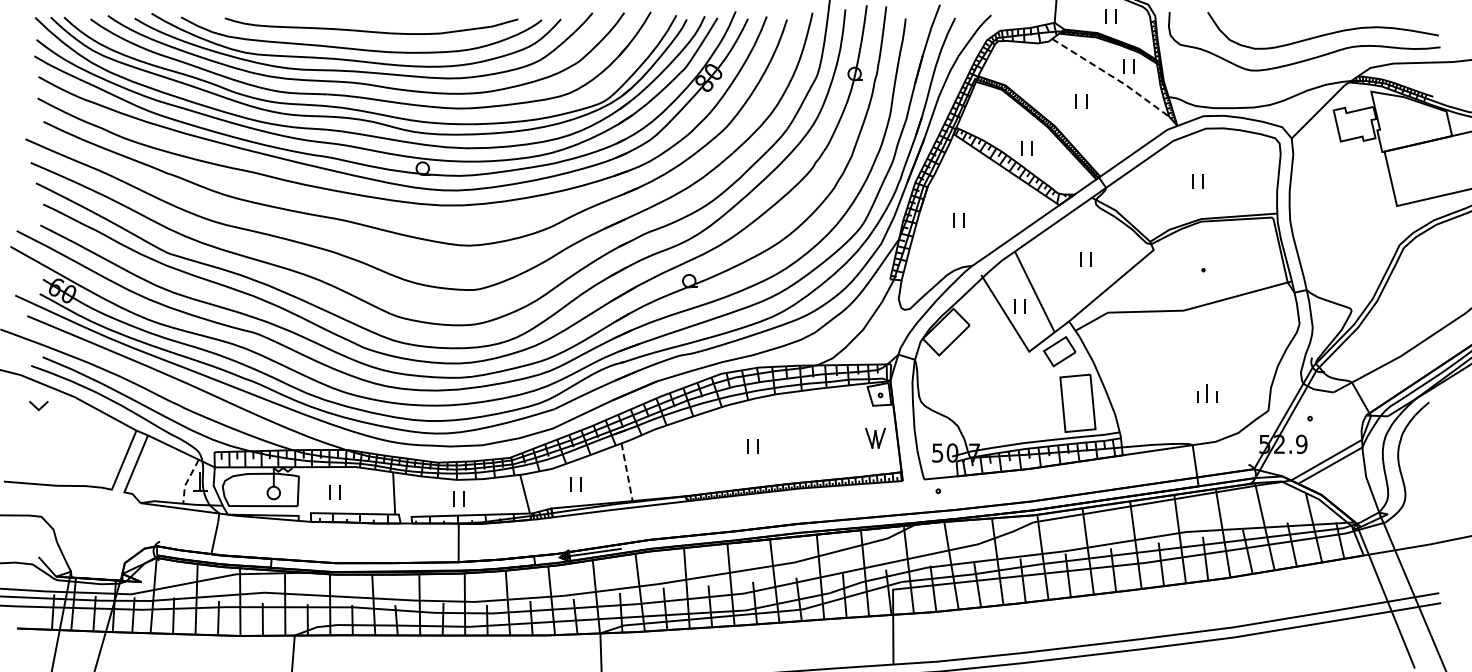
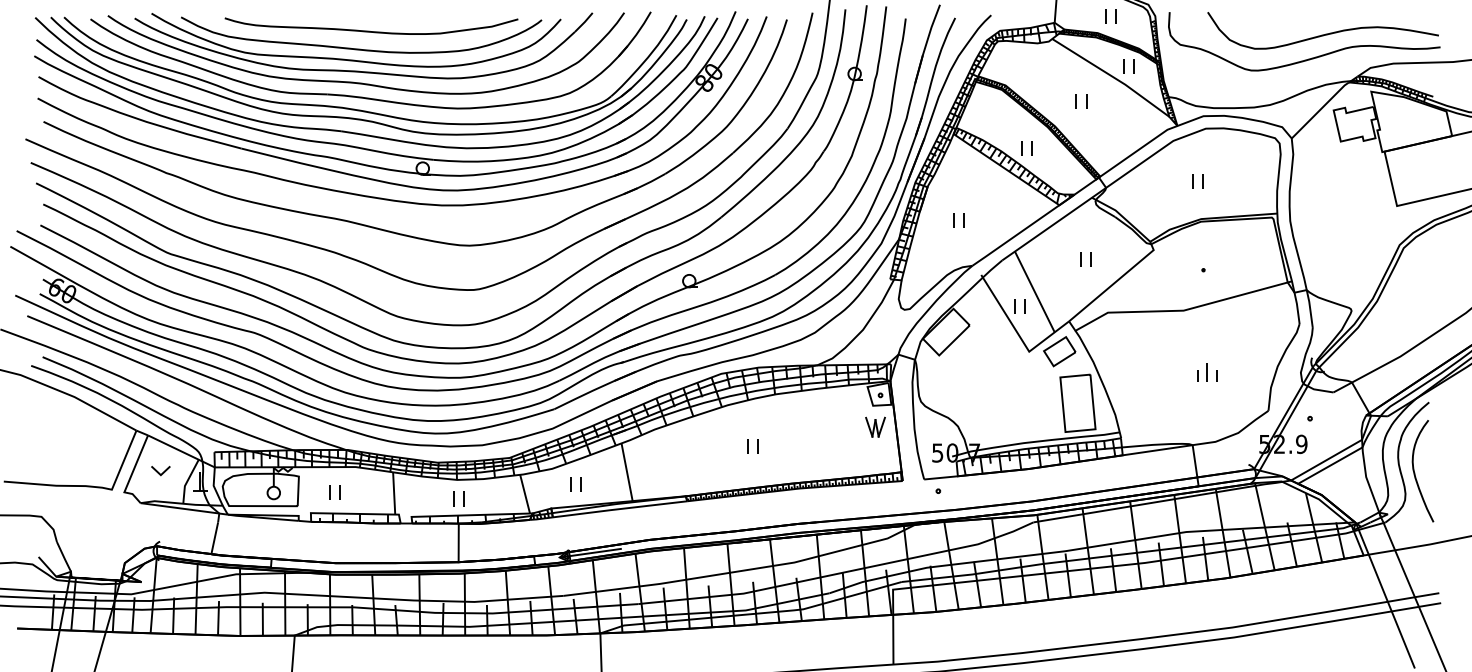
line: dashed -> solid (1111, 76)
part position: (1207, 393) -> (1207, 372) (1207, 372)
part position: (38, 406) -> (160, 471) (160, 471)
part position: (875, 437) -> (875, 426) (875, 426)
line: dashed -> solid (627, 472)
curve: none -> present (1415, 472)
line: dashed -> solid (187, 481)
